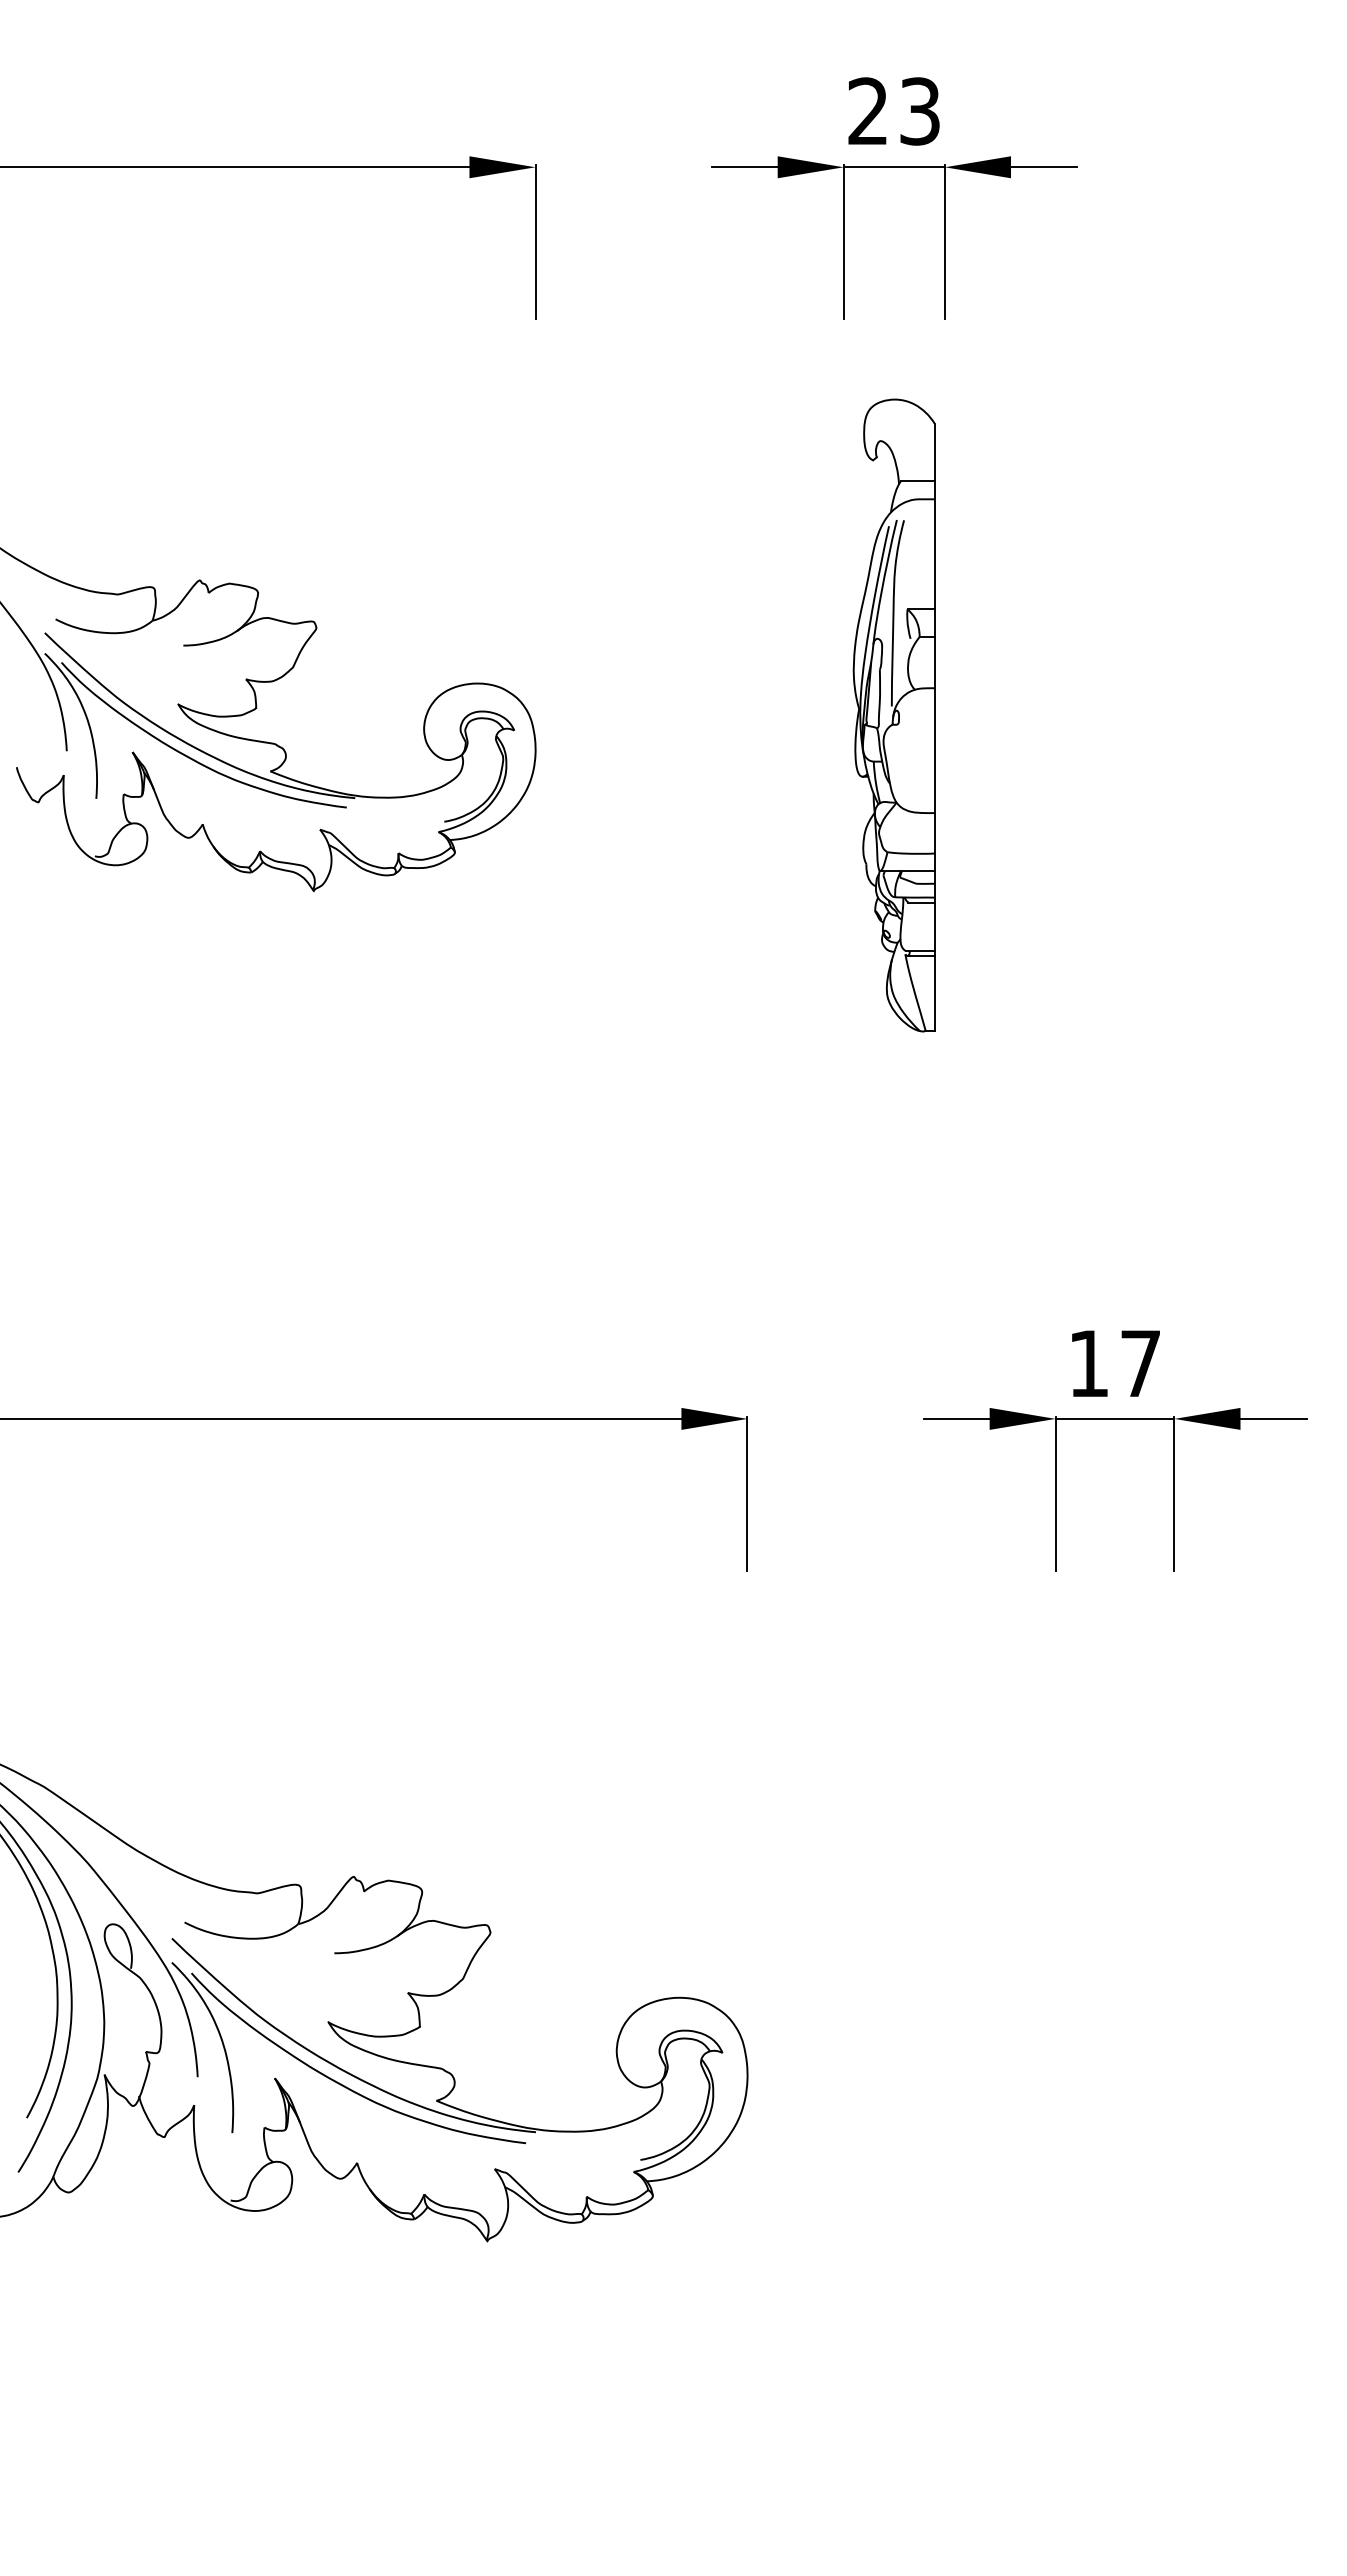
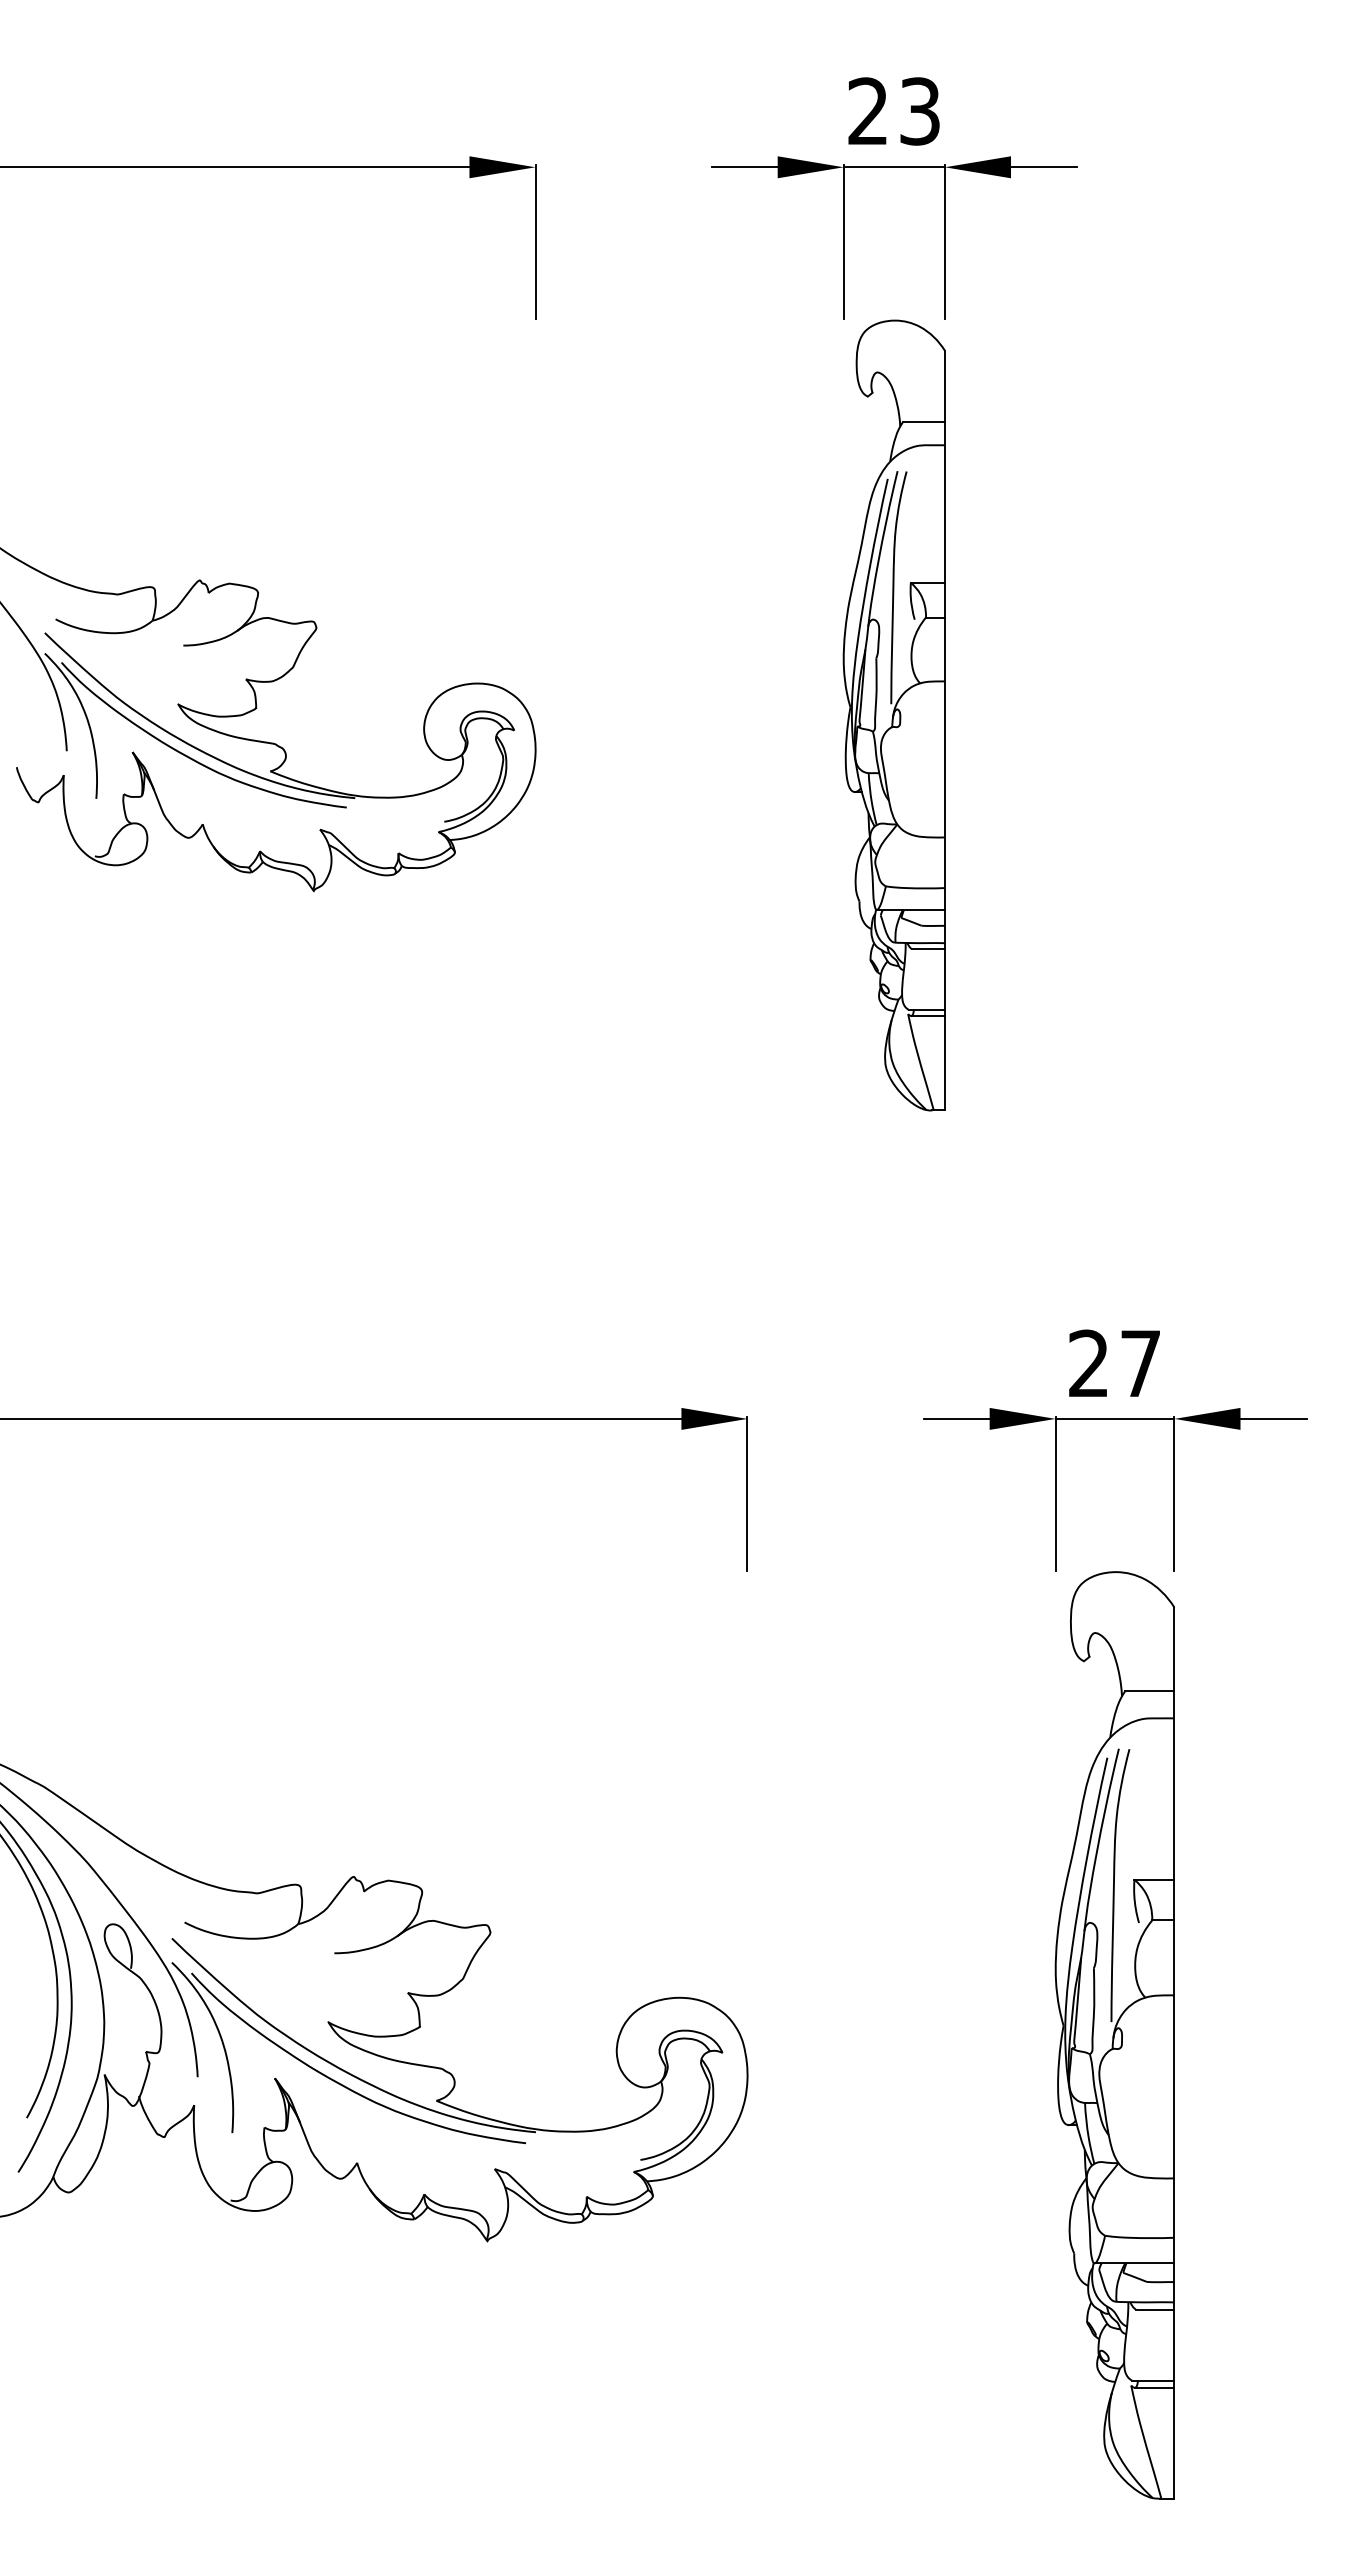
part size: 84x635 px -> 104x793 px (893, 715)
text: 17 -> 27 (1088, 1362)
part: none -> present (1114, 2035)
